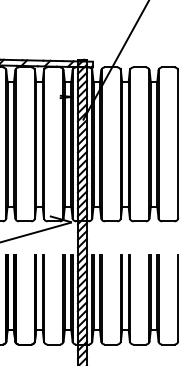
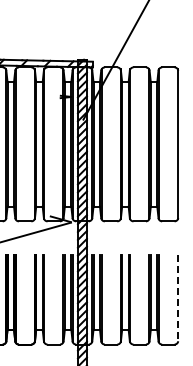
line: solid -> dashed (177, 298)
